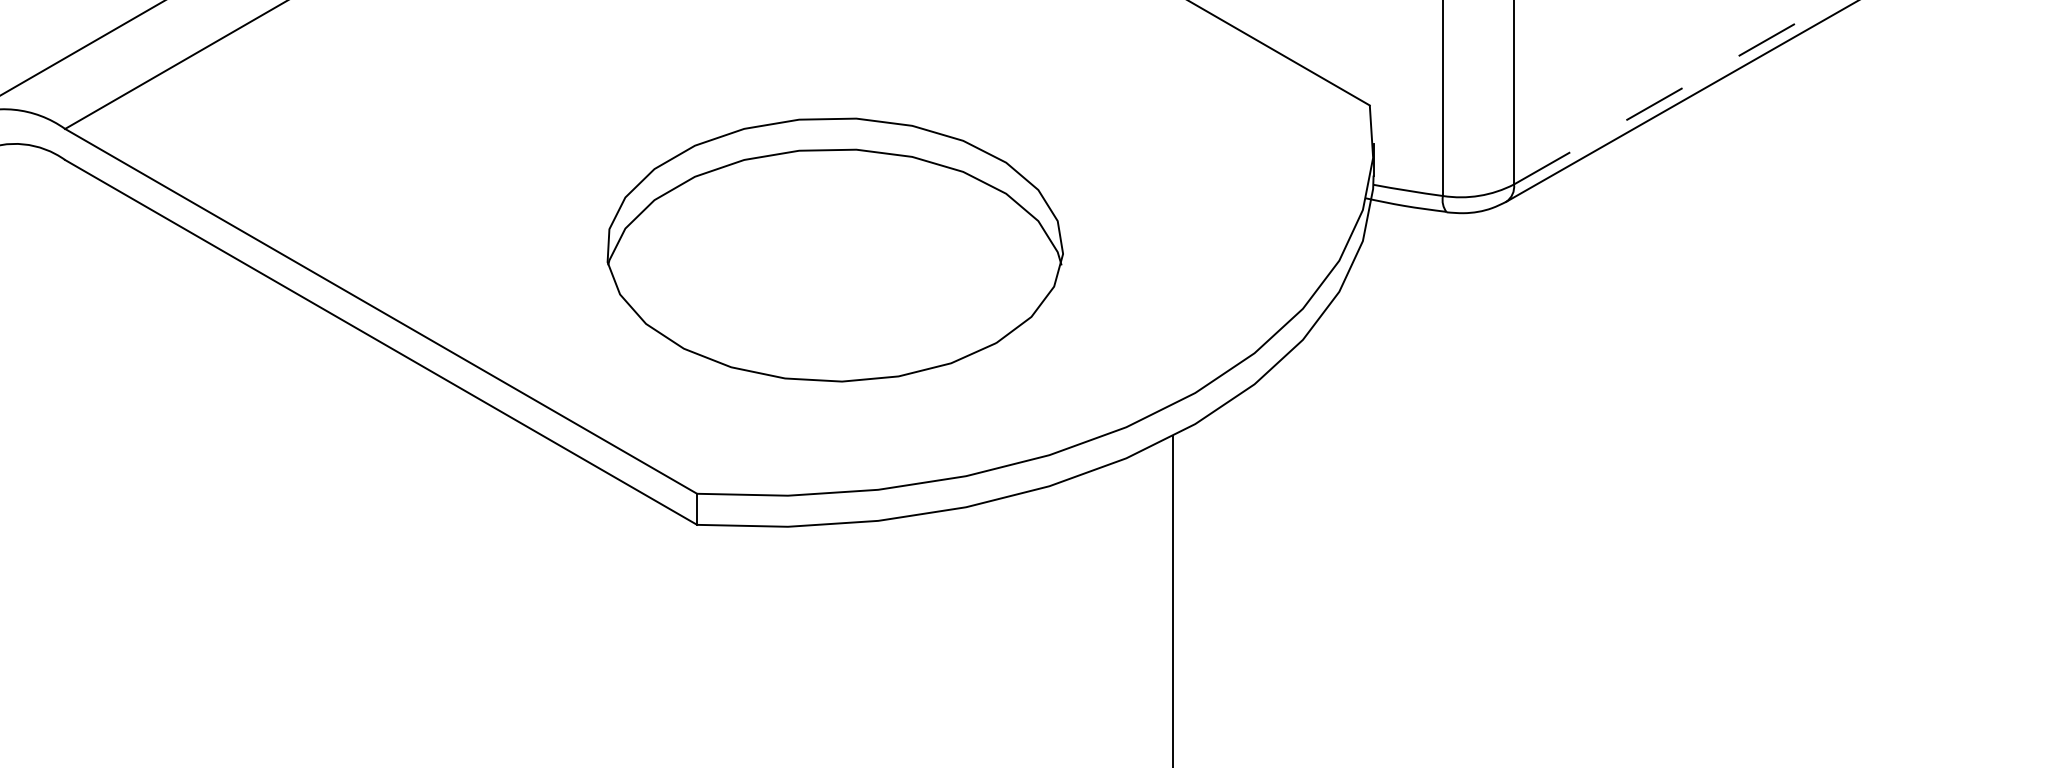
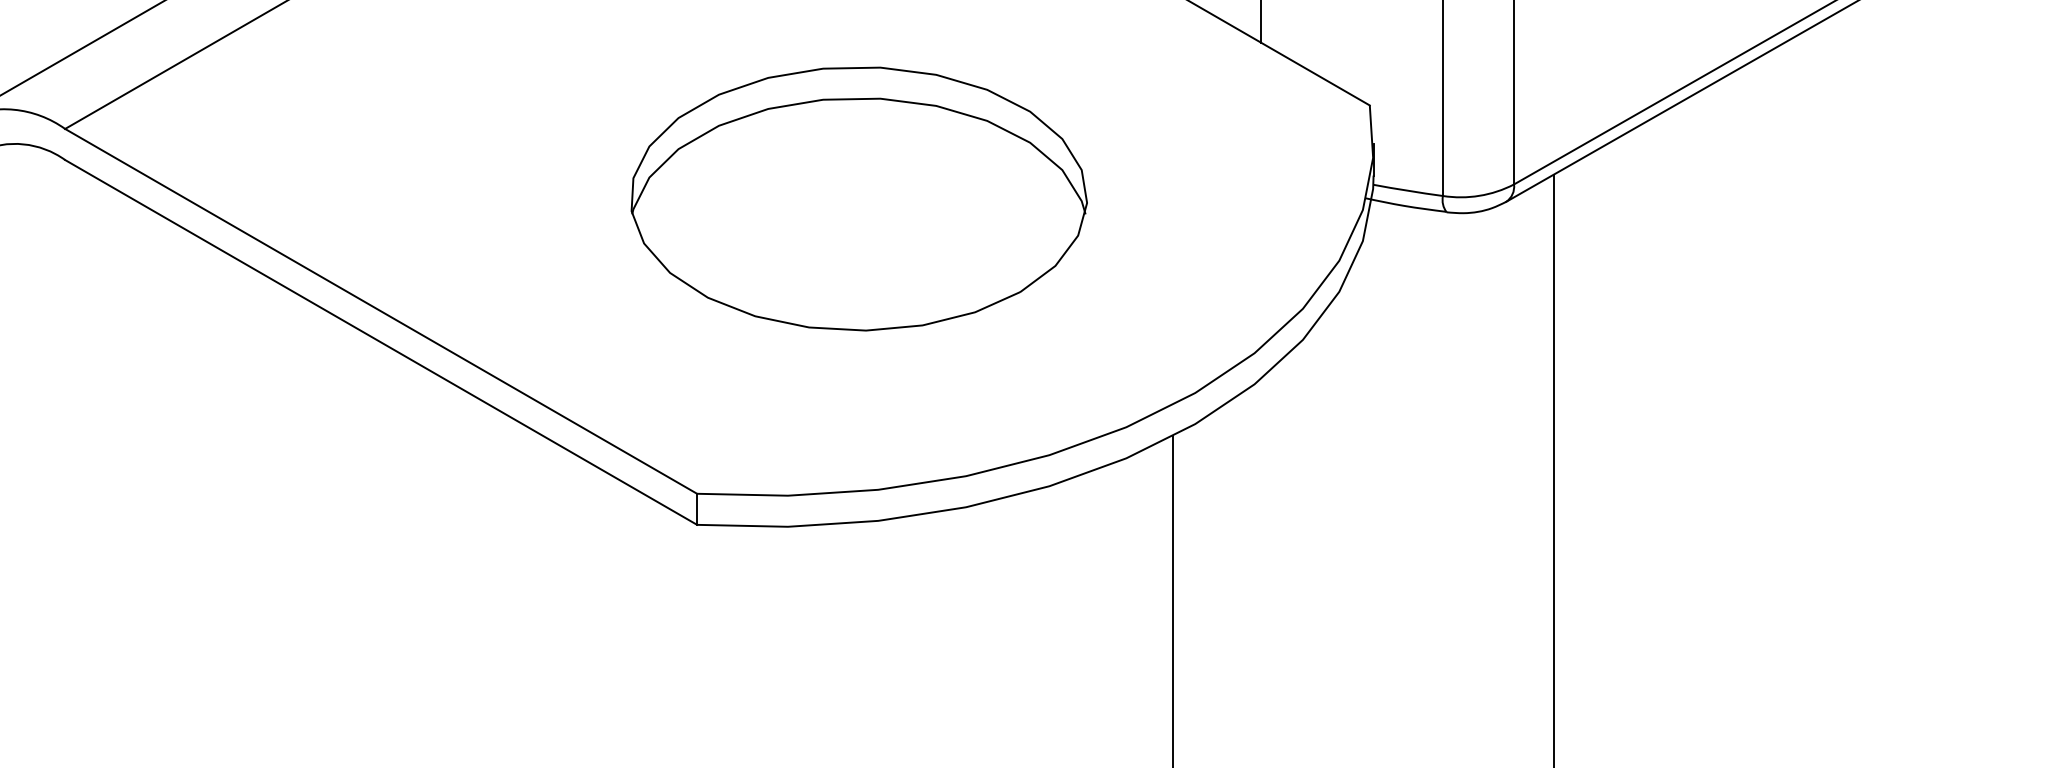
line: none -> present (1260, 22)
line: dashed -> solid (1675, 92)
part position: (834, 249) -> (858, 198) (858, 198)
line: none -> present (1553, 469)
